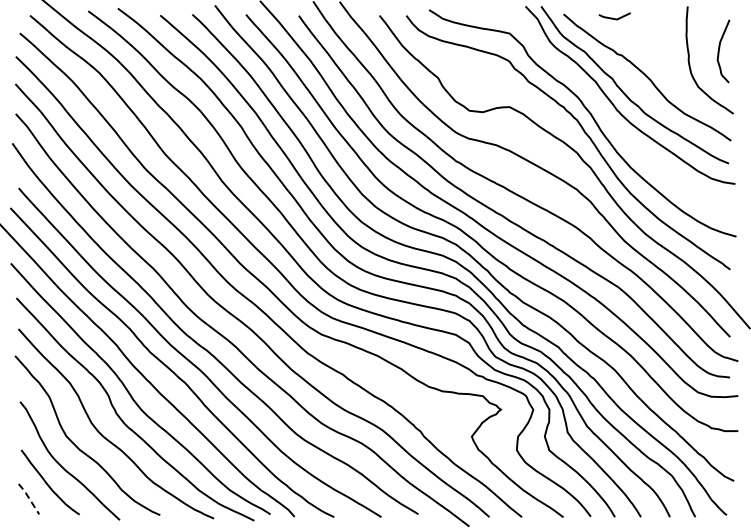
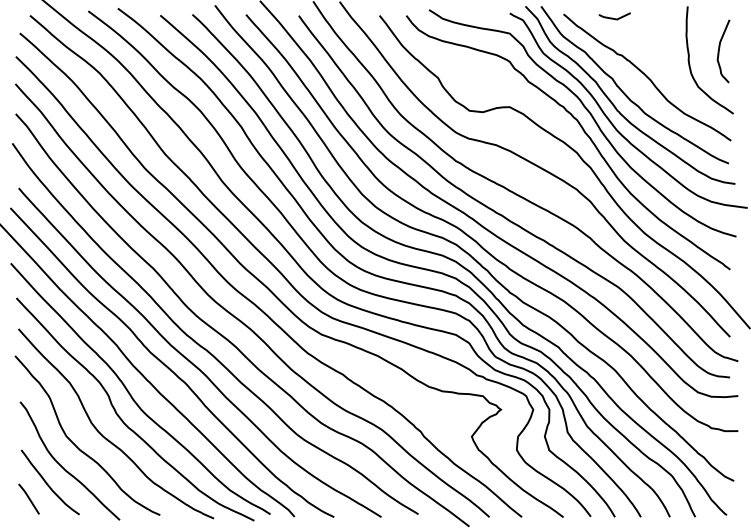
curve: none -> present (612, 122)
line: dashed -> solid (28, 498)
